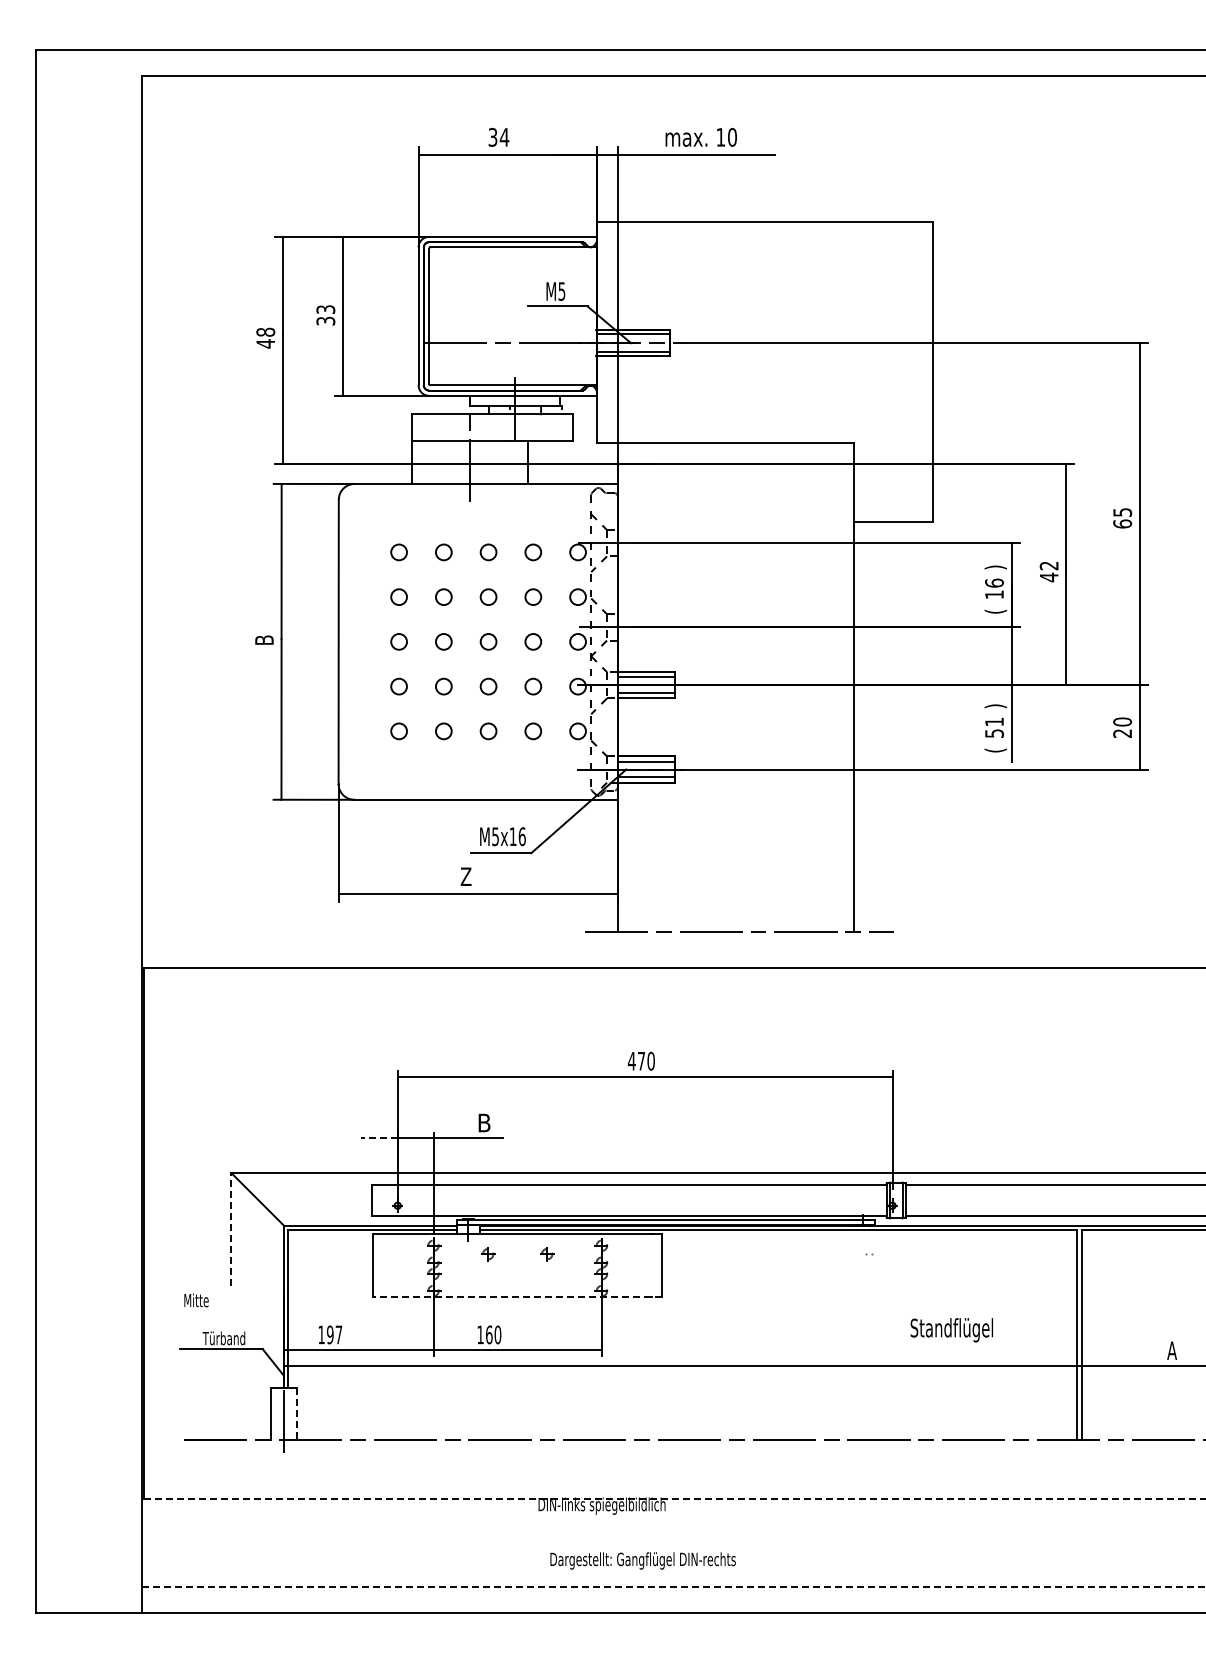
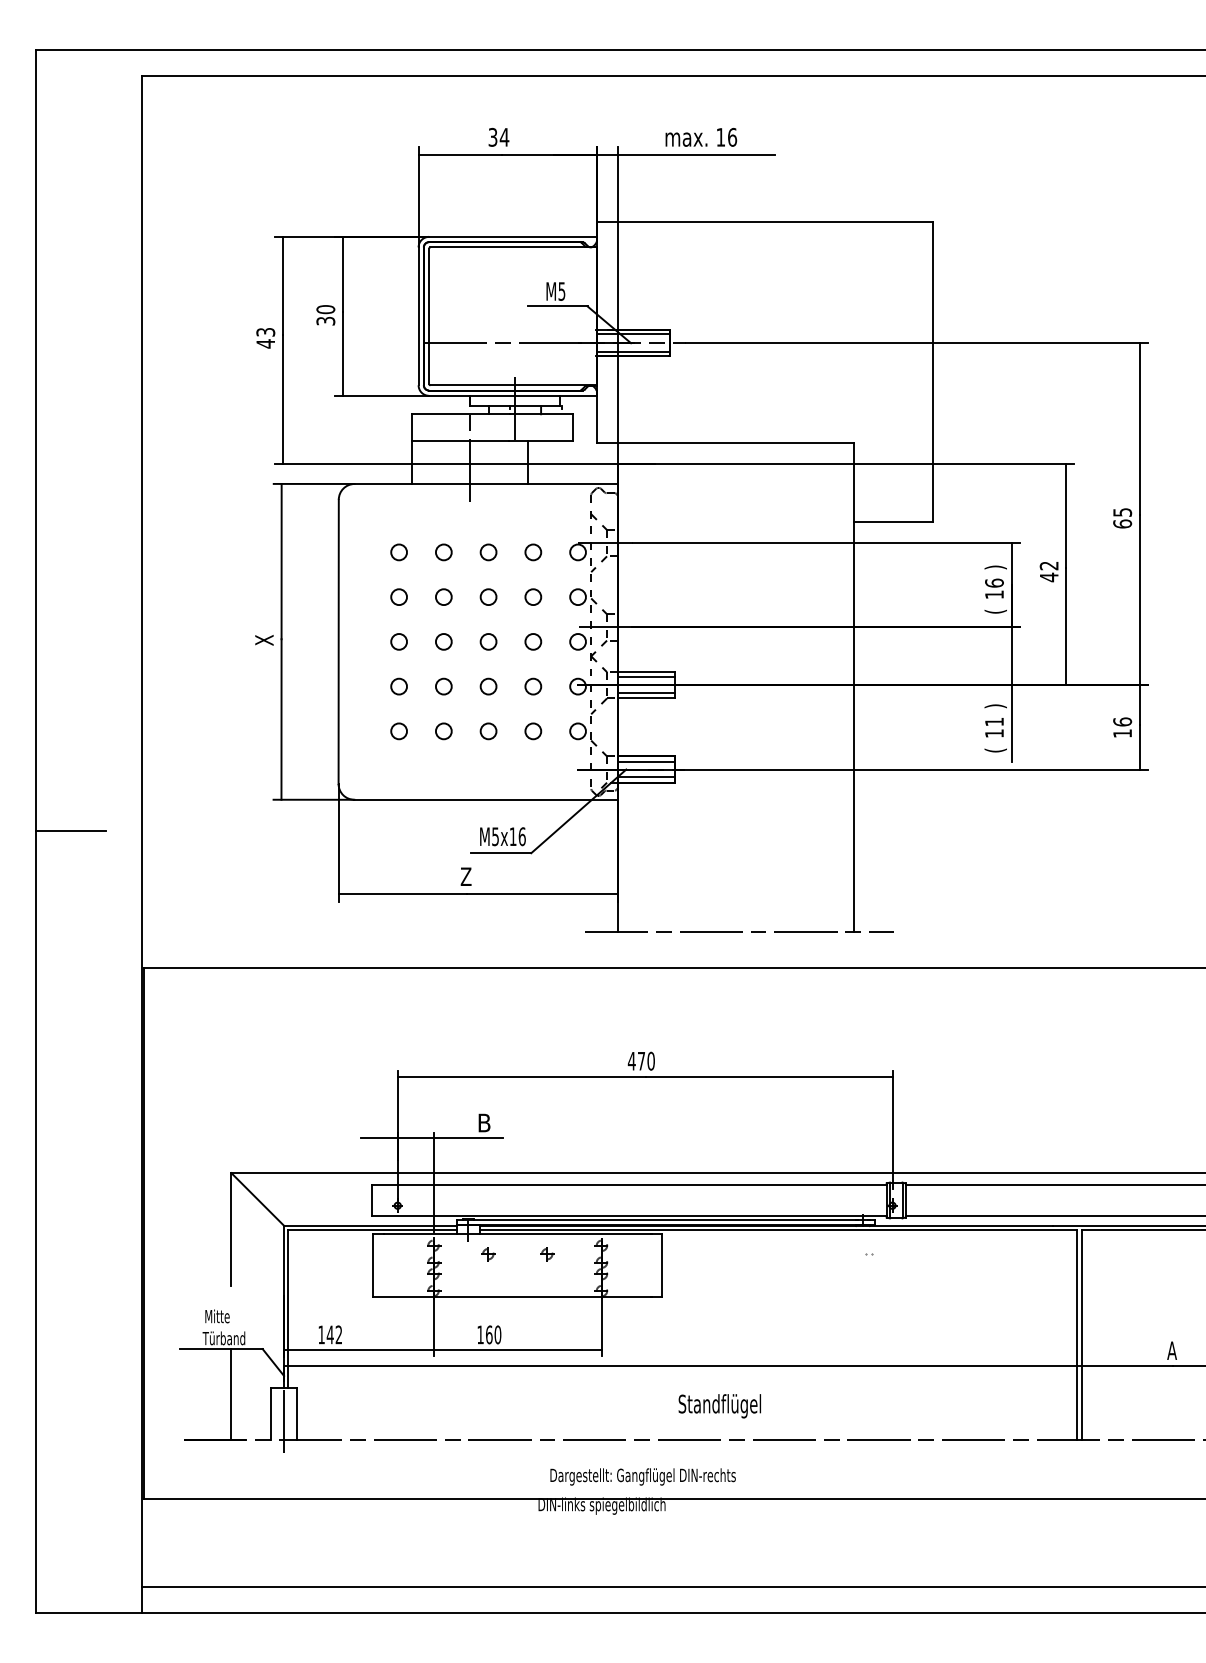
text: 10 -> 16 (732, 136)
text: 33 -> 30 (325, 309)
text: 48 -> 43 (265, 331)
text: B -> X (264, 640)
text: 20 -> 16 (1122, 727)
text: 51 -> 11 (994, 733)
line: none -> present (71, 831)
line: dashed -> solid (378, 1138)
line: dashed -> solid (231, 1229)
line: dashed -> solid (517, 1297)
text position: (196, 1300) -> (217, 1316) (217, 1316)
text position: (951, 1330) -> (719, 1406) (719, 1406)
text: 197 -> 142 (334, 1334)
line: none -> present (231, 1394)
line: dashed -> solid (297, 1414)
line: dashed -> solid (674, 1498)
text position: (642, 1560) -> (642, 1476) (642, 1476)
line: dashed -> solid (673, 1586)
